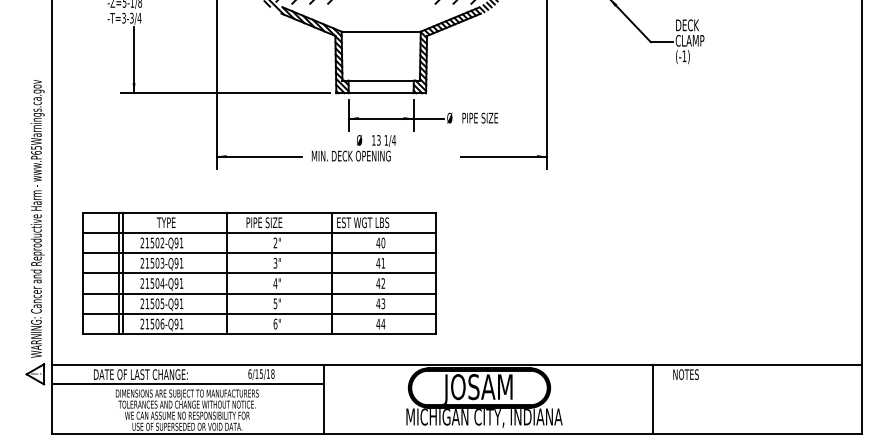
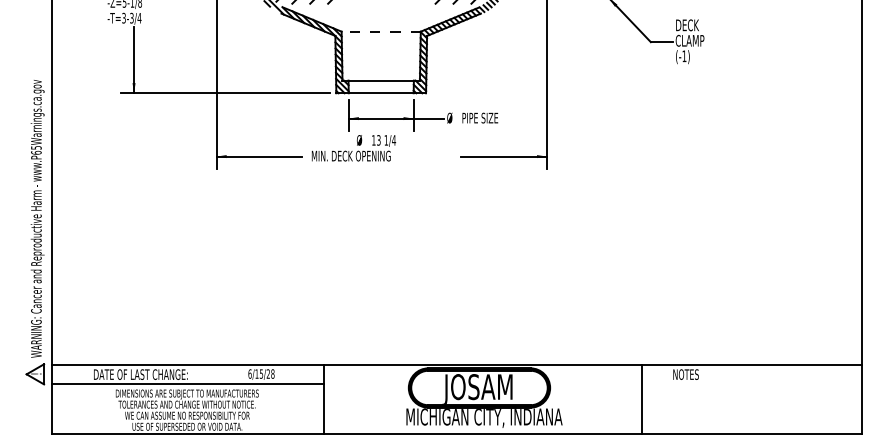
line: solid -> dashed (381, 31)
part: present -> none (259, 273)
text: 6/15/18 -> 6/15/28 (267, 373)
line position: (653, 399) -> (642, 399) (642, 399)
